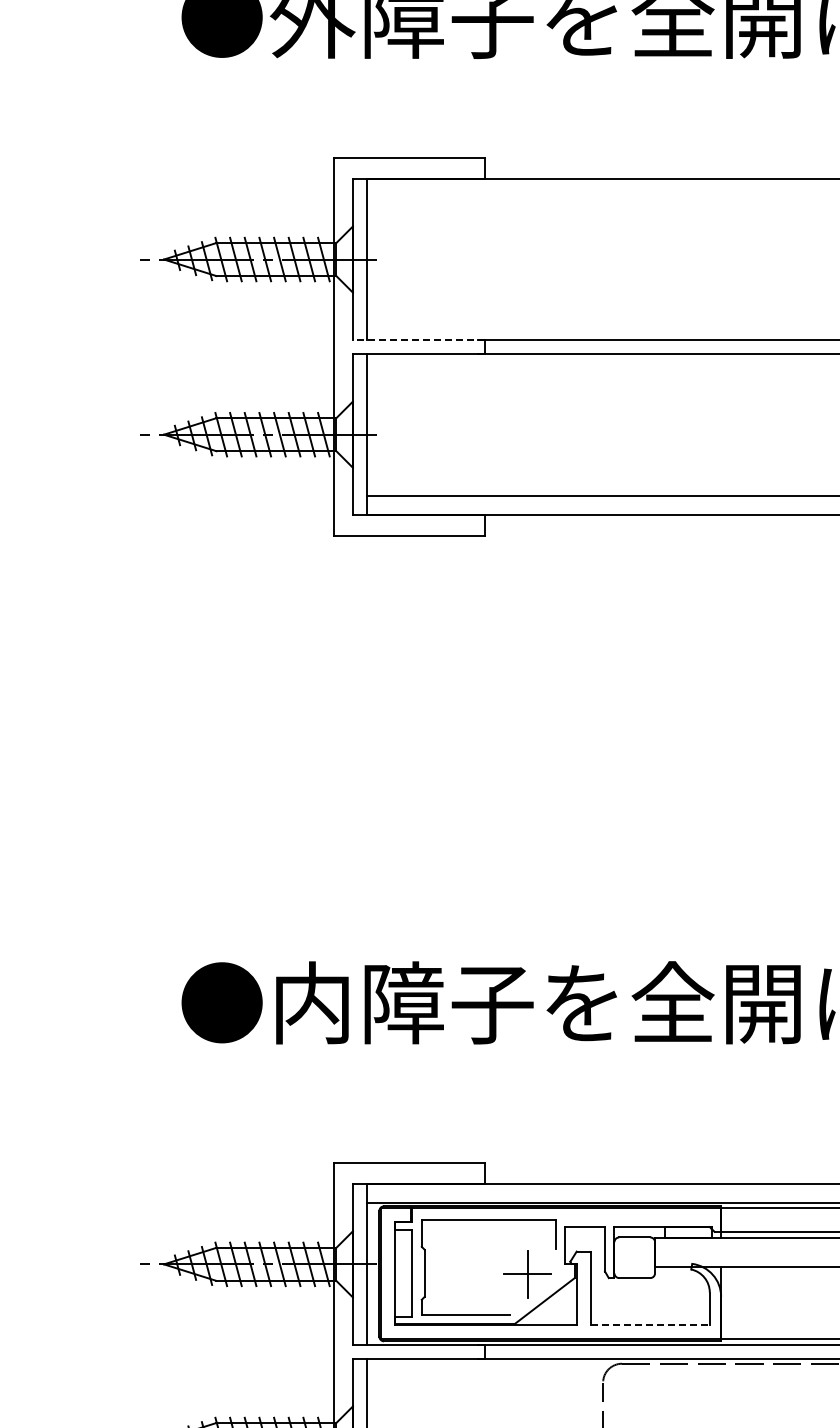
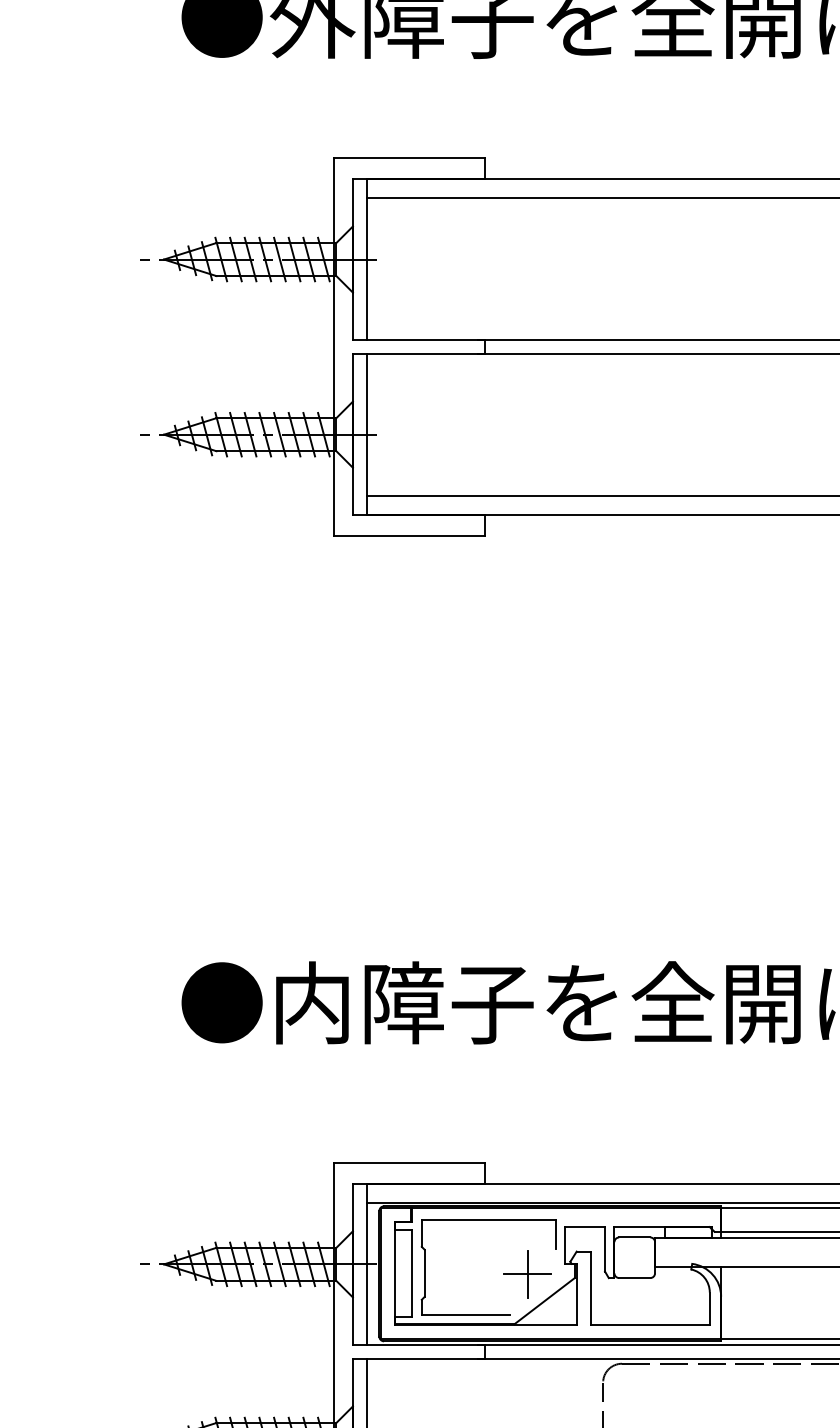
line: none -> present (601, 197)
line: dashed -> solid (418, 340)
line: dashed -> solid (650, 1325)
